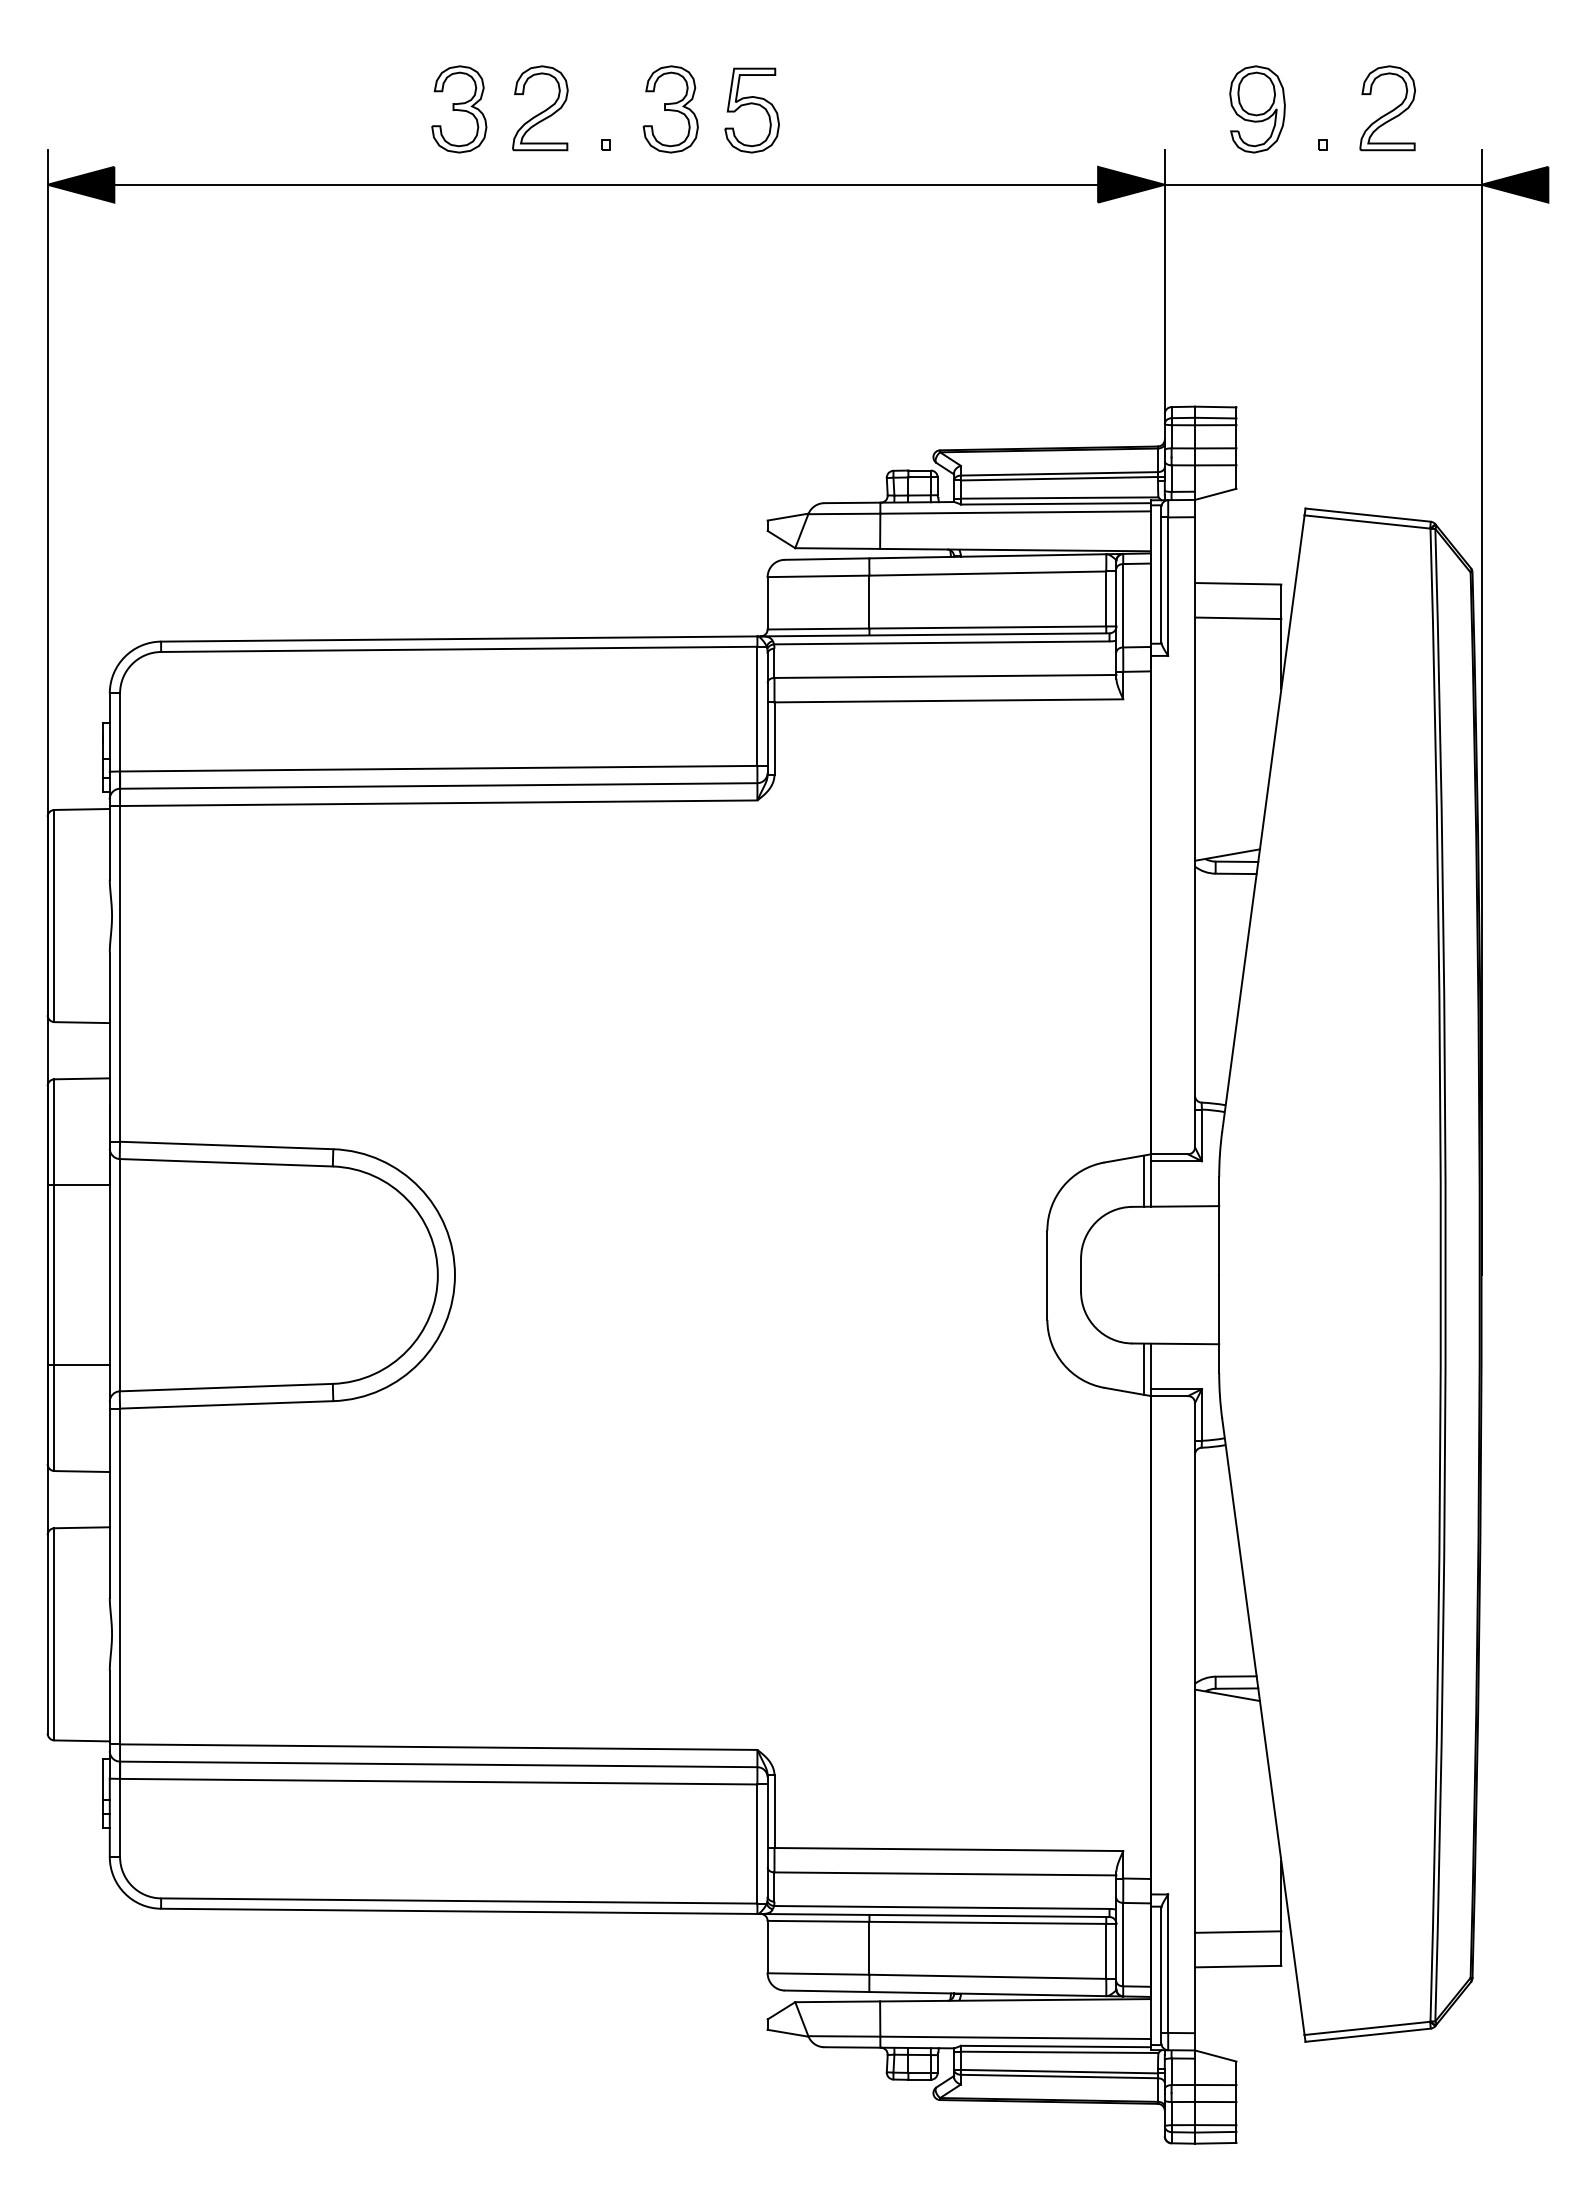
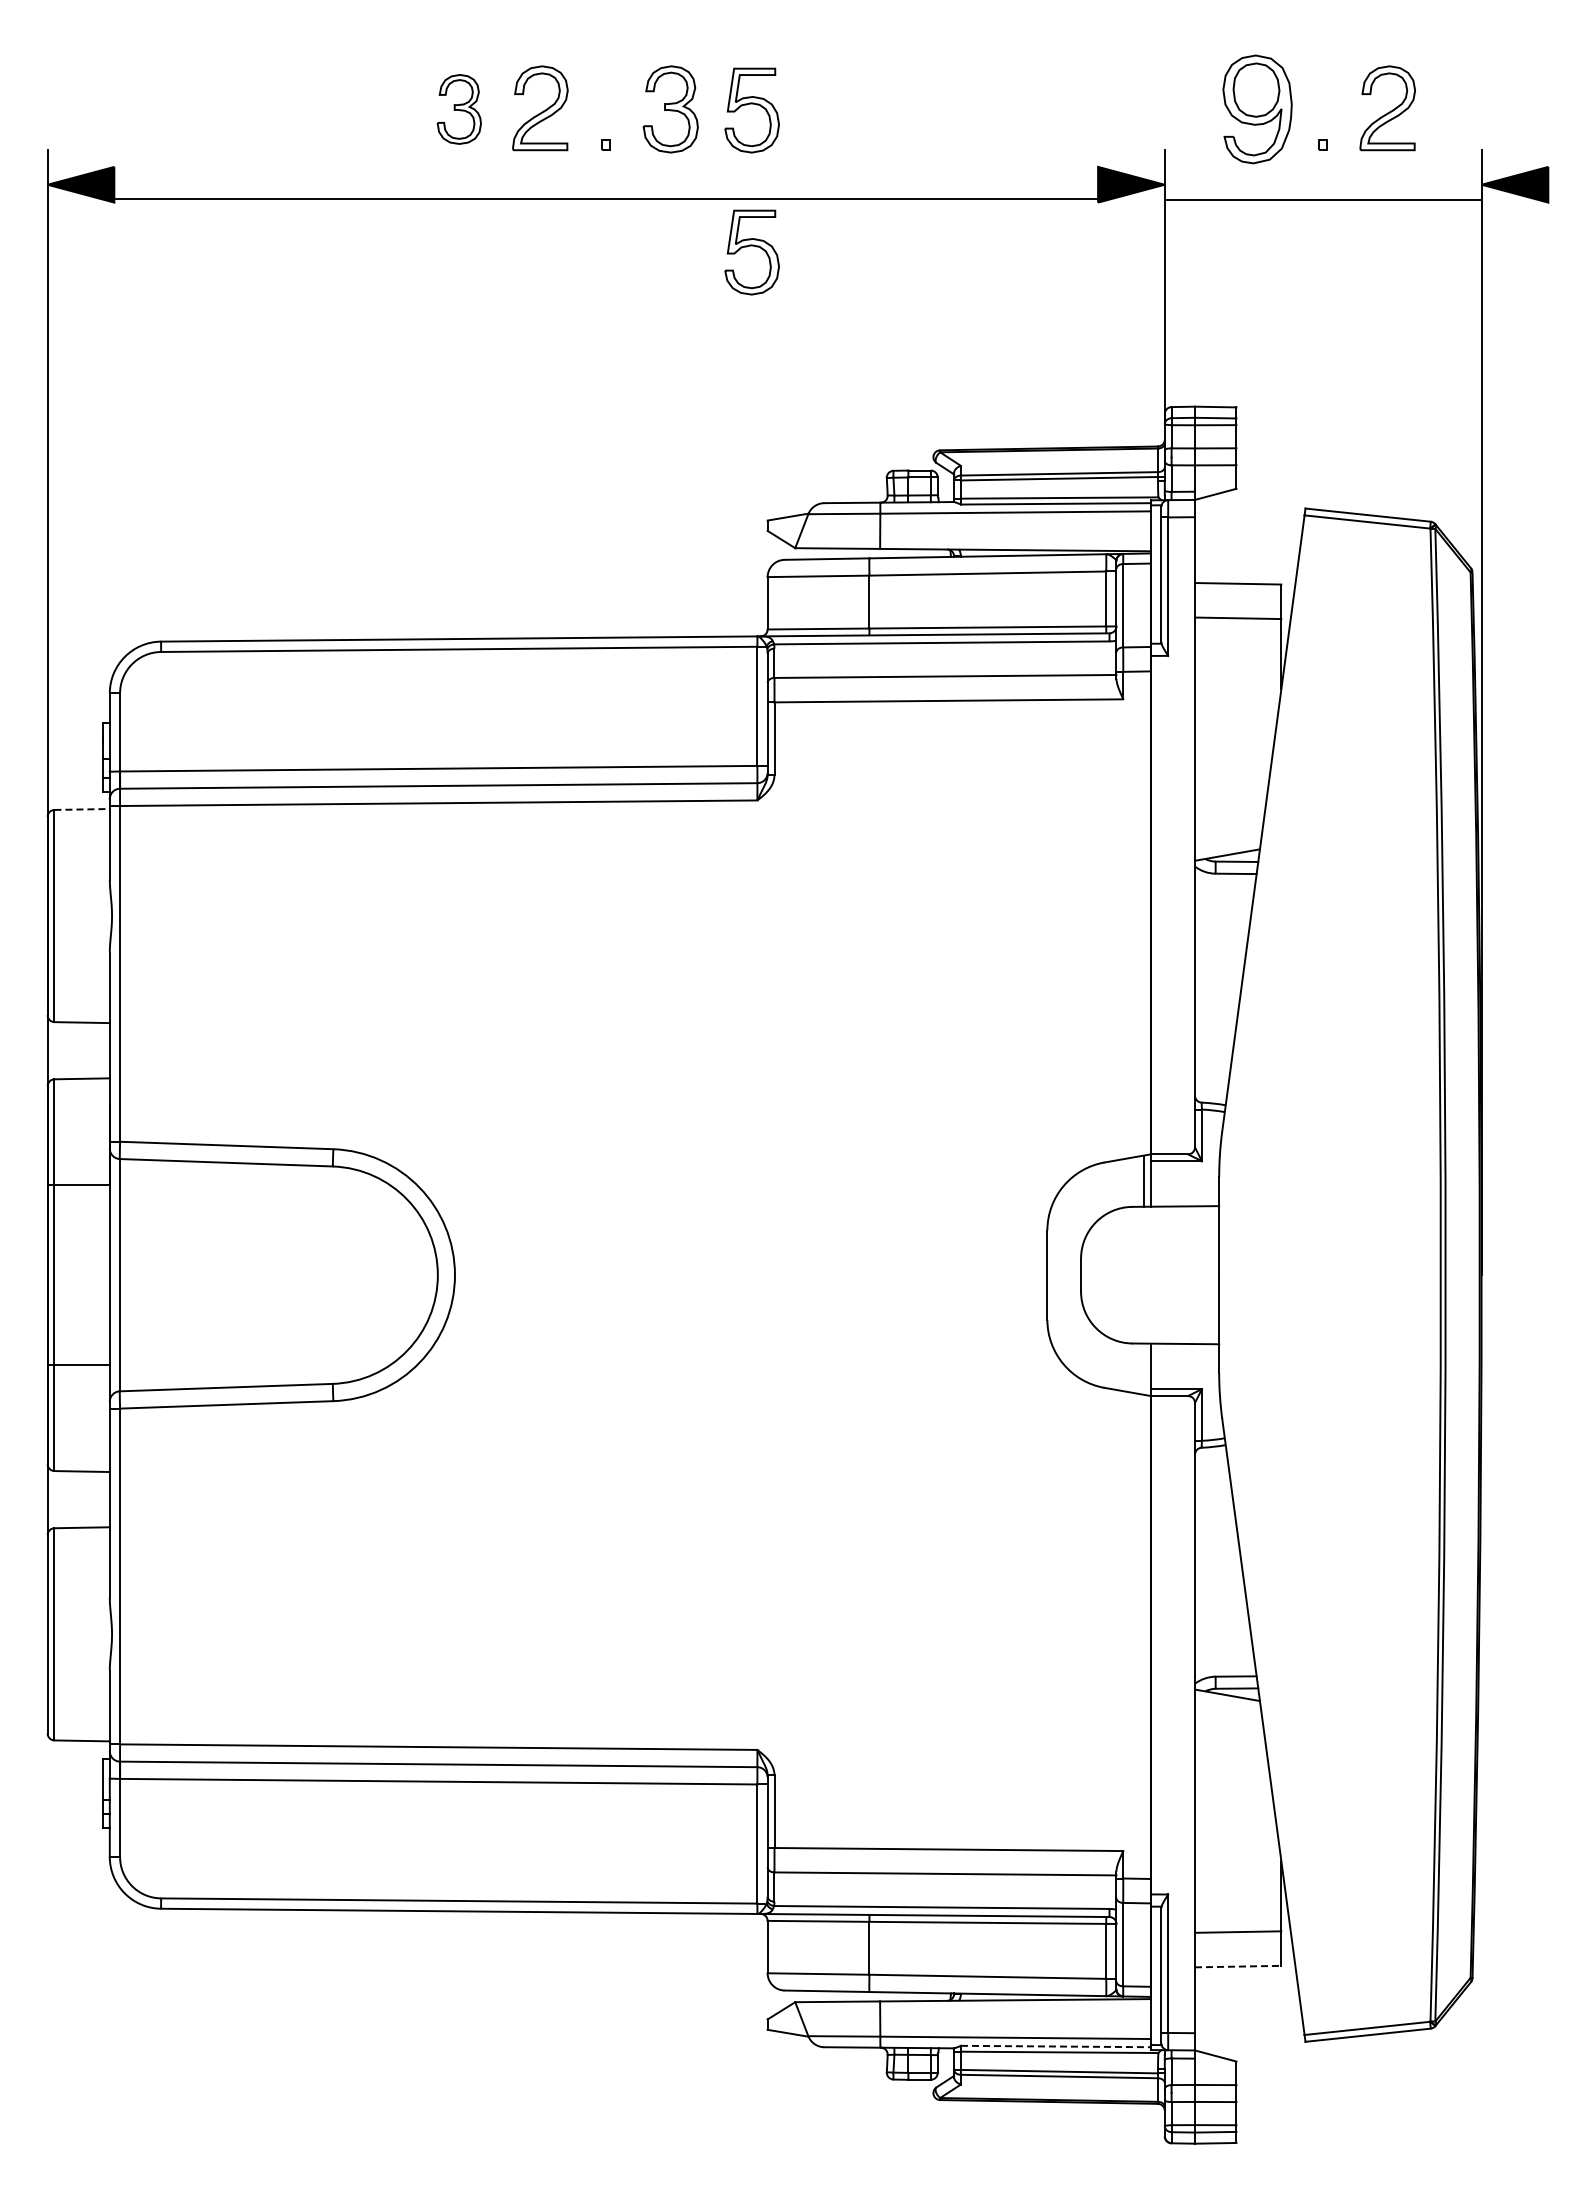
part size: 57x89 px -> 46x71 px (458, 109)
part size: 57x89 px -> 71x111 px (1257, 109)
line position: (606, 184) -> (606, 198) (606, 198)
line position: (1322, 184) -> (1322, 199) (1322, 199)
part: none -> present (751, 252)
line: solid -> dashed (82, 809)
line: present -> none (1144, 1368)
line: solid -> dashed (1238, 1966)
line: solid -> dashed (1056, 2046)
